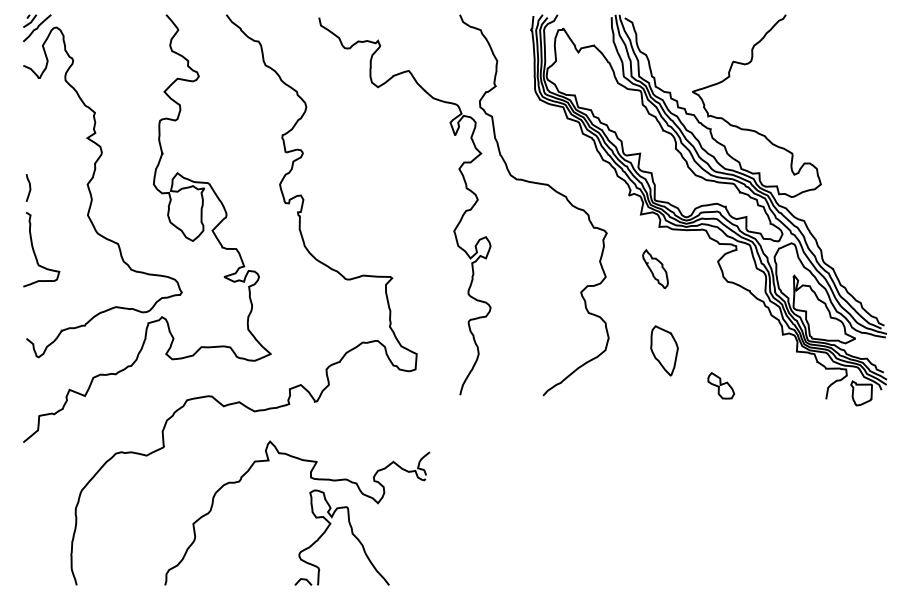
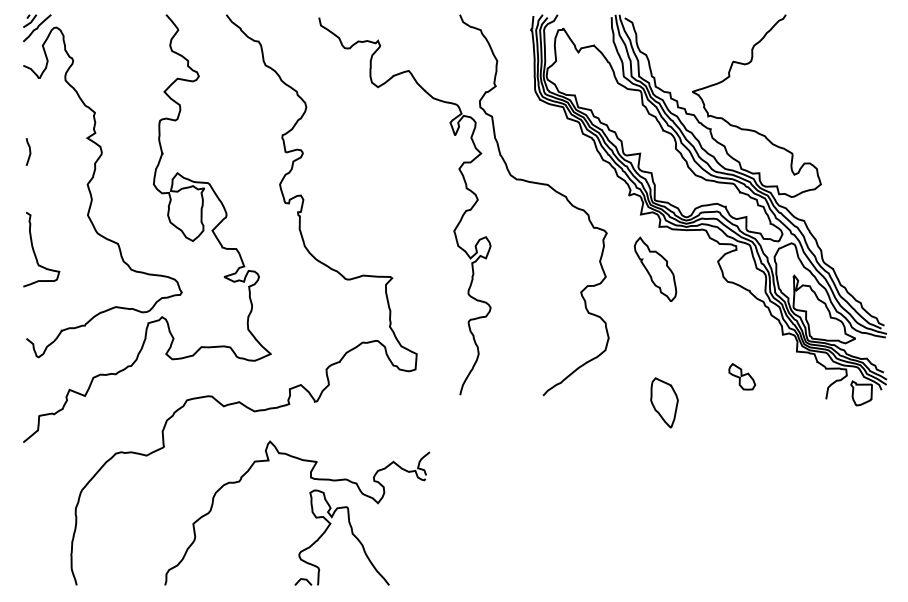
curve position: (29, 187) -> (29, 151) (29, 151)
part size: 27x40 px -> 45x66 px (655, 268)
part position: (664, 350) -> (664, 402) (664, 402)
part position: (721, 385) -> (742, 376) (742, 376)
